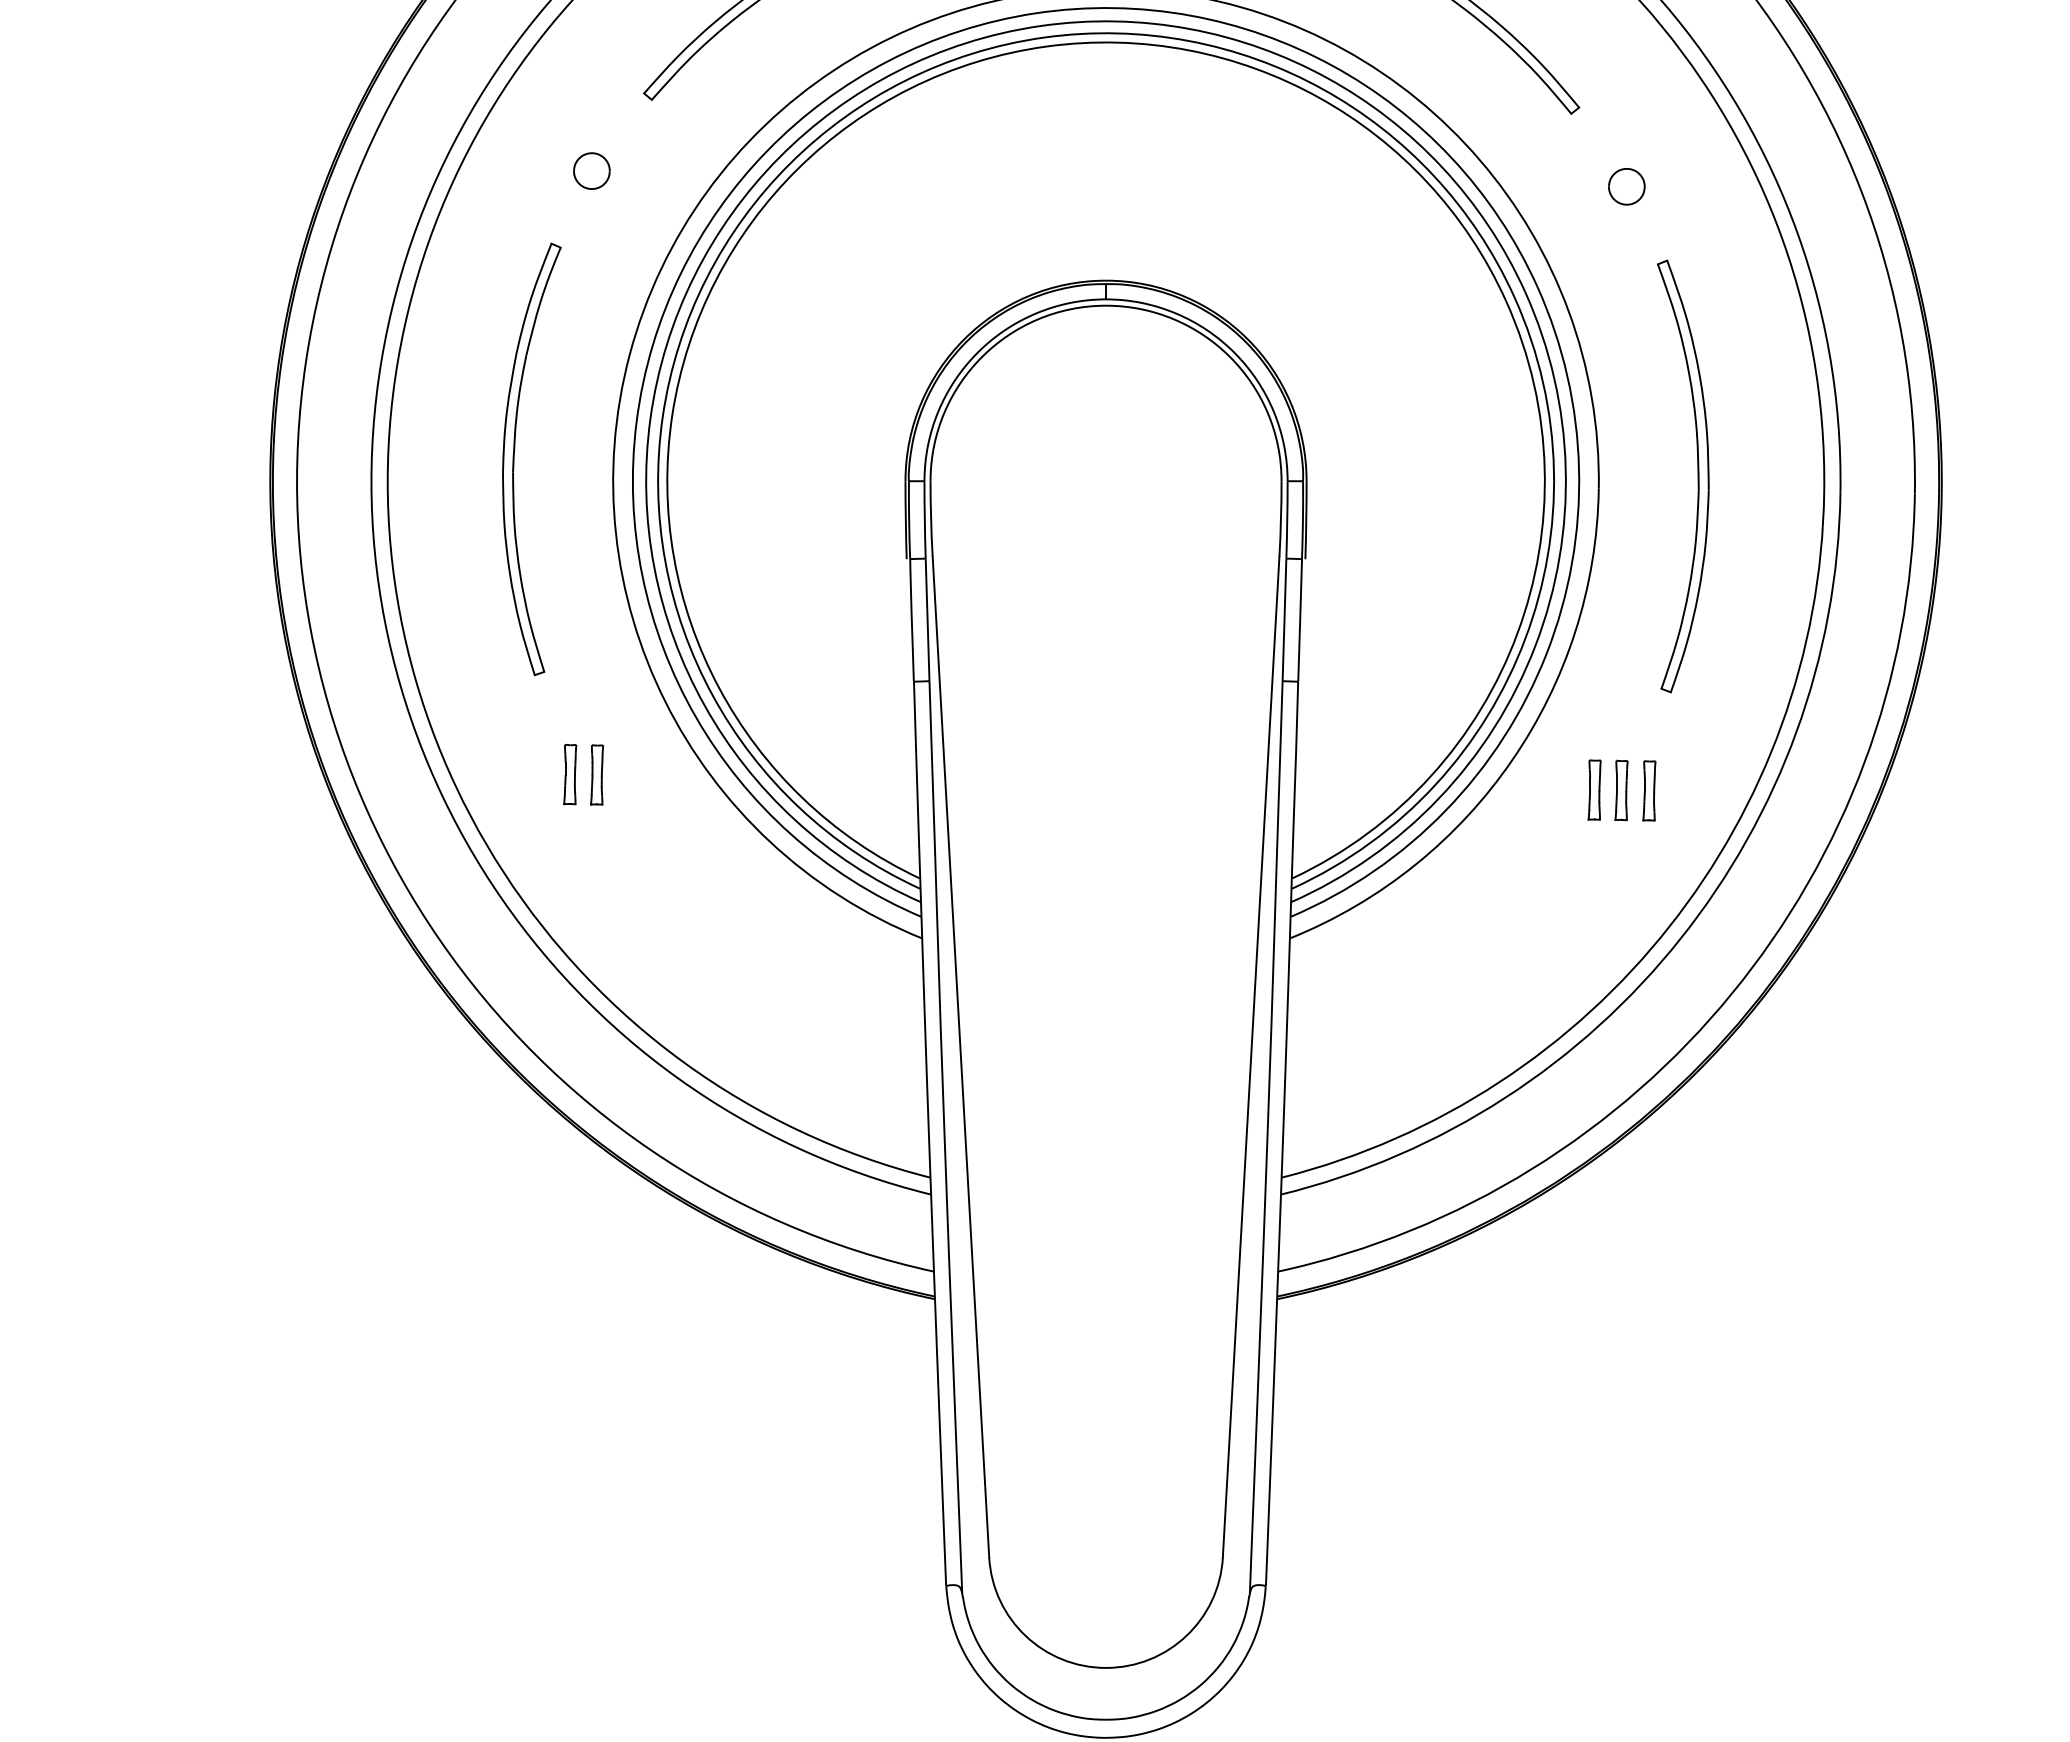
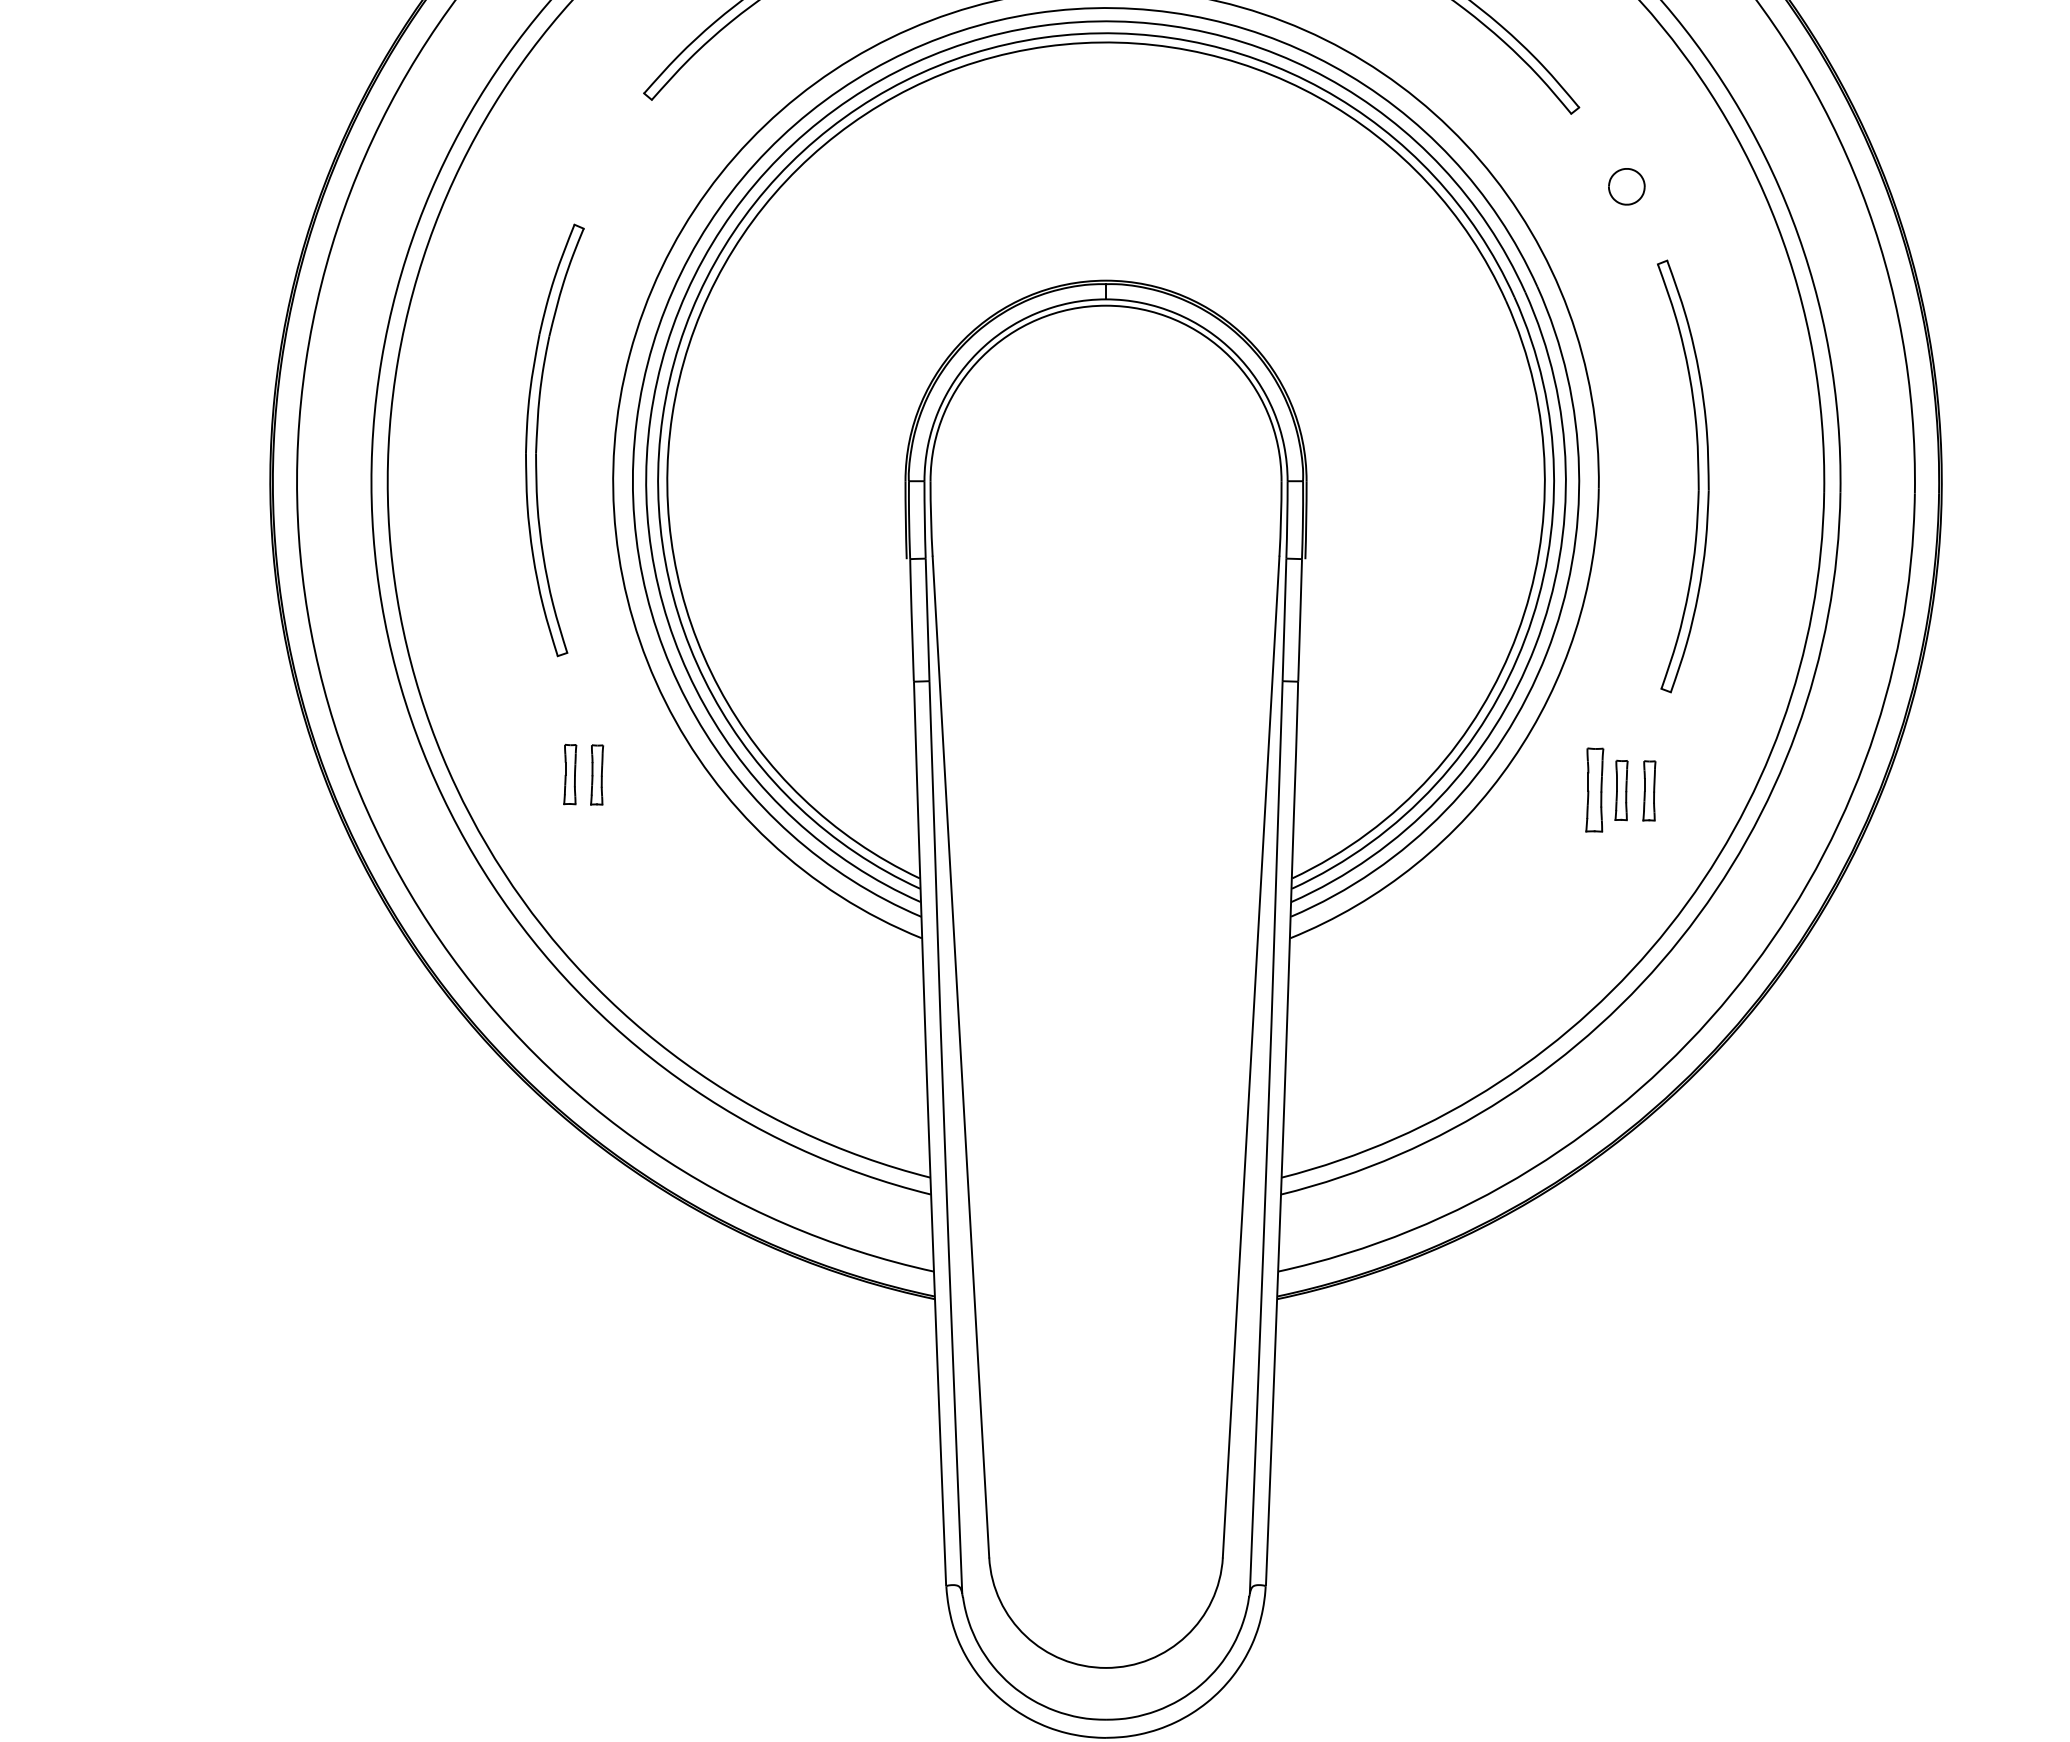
part: present -> none (591, 170)
part position: (514, 459) -> (537, 440) (537, 440)
part size: 15x62 px -> 20x86 px (1594, 789)
